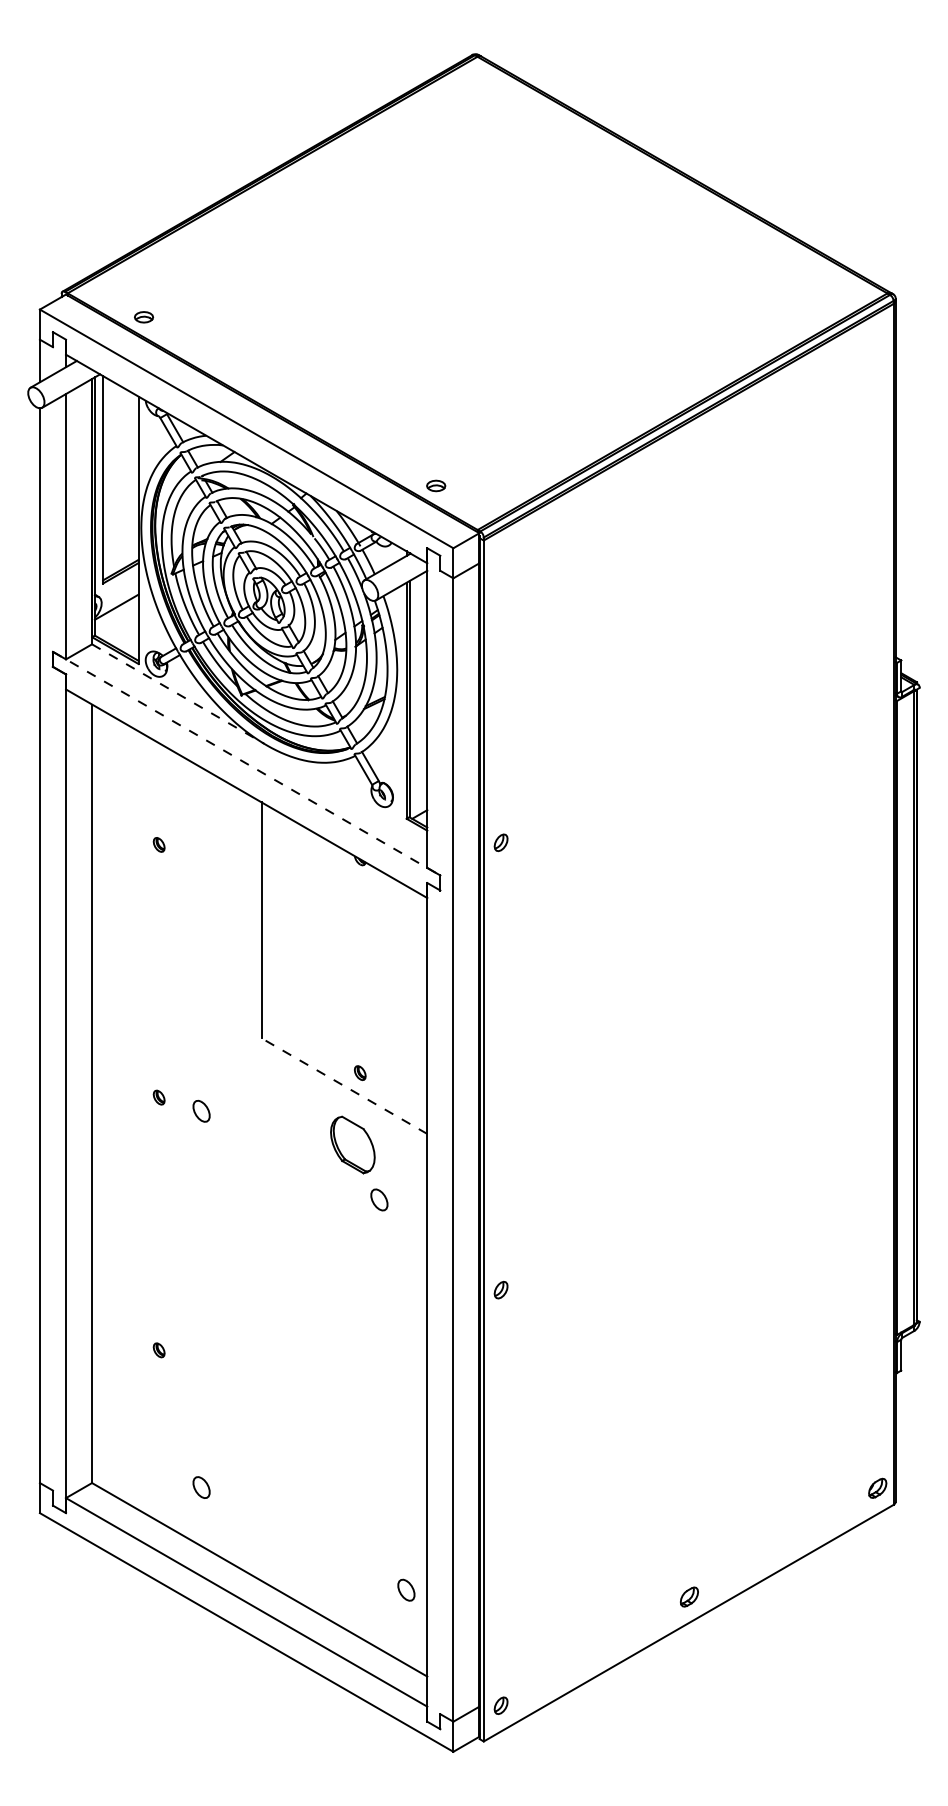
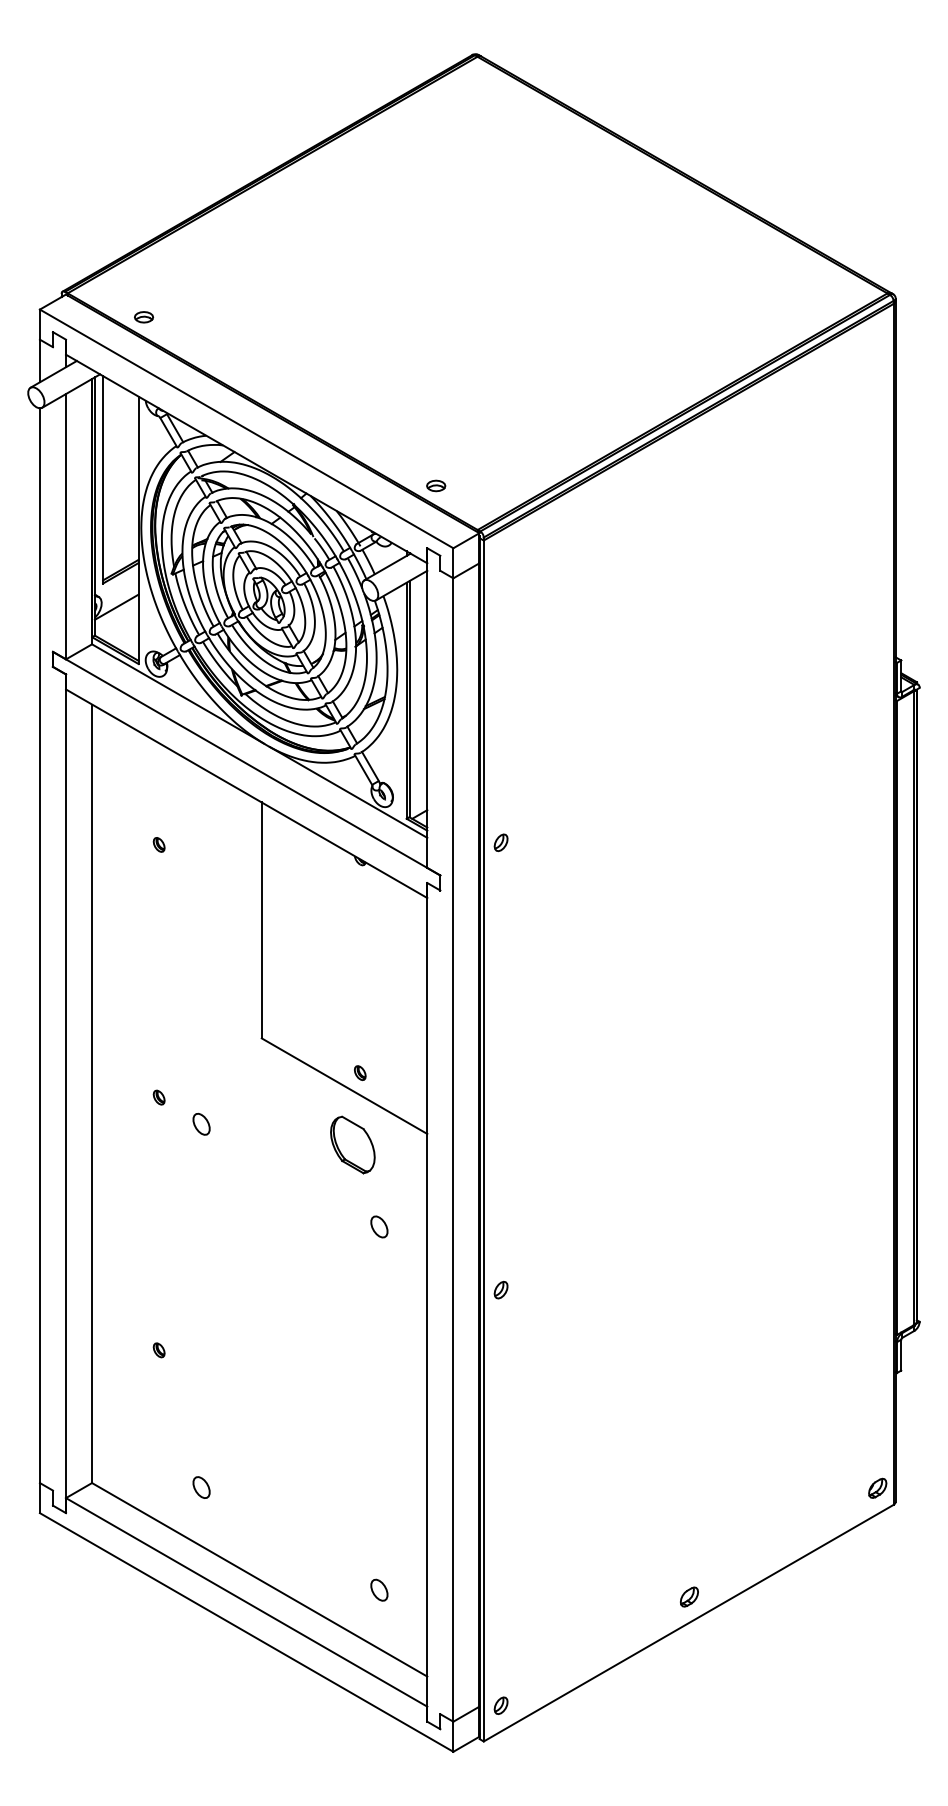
line: dashed -> solid (178, 694)
line: dashed -> solid (246, 763)
line: none -> present (348, 792)
line: dashed -> solid (344, 1086)
part position: (201, 1110) -> (201, 1123) (201, 1123)
part position: (379, 1199) -> (379, 1226) (379, 1226)
part position: (406, 1589) -> (379, 1589) (379, 1589)
